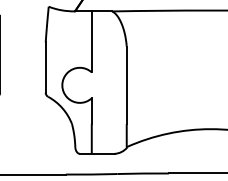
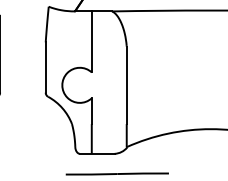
line: present -> none (196, 173)
line: present -> none (33, 174)
